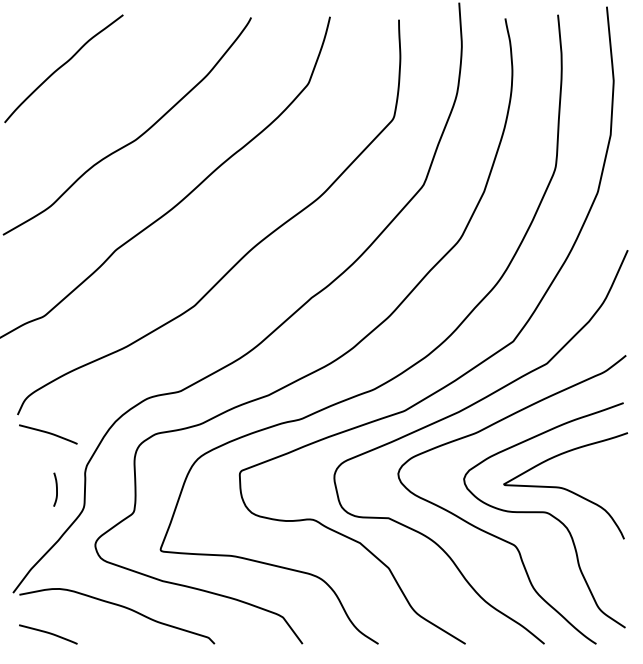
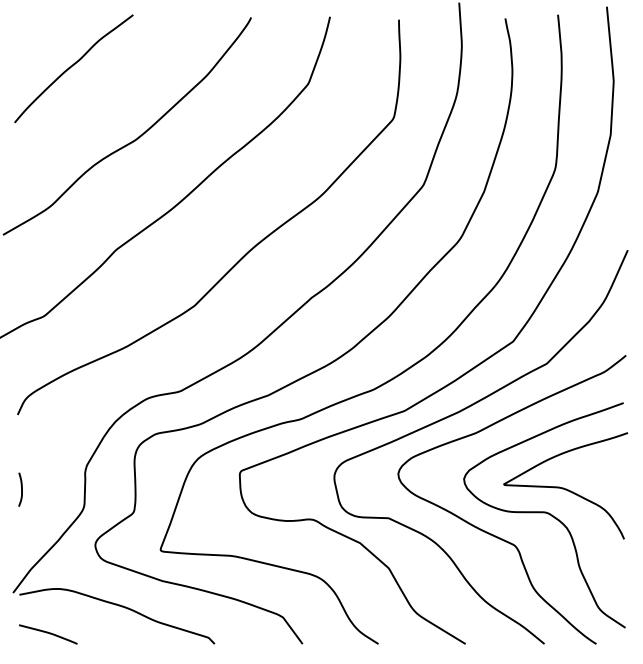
curve position: (63, 66) -> (73, 66) (73, 66)
curve: present -> none (48, 433)
curve position: (56, 489) -> (21, 489) (21, 489)
